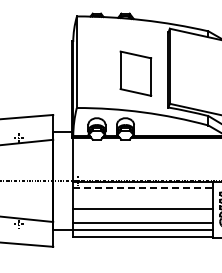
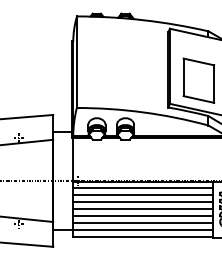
part position: (135, 73) -> (198, 80) (198, 80)
line: dashed -> solid (143, 187)
line: none -> present (142, 194)
line: none -> present (142, 201)
line: none -> present (142, 215)
